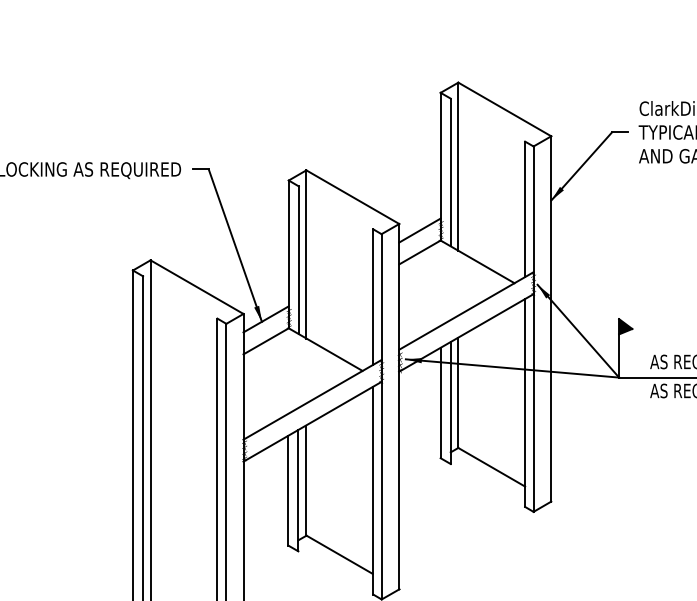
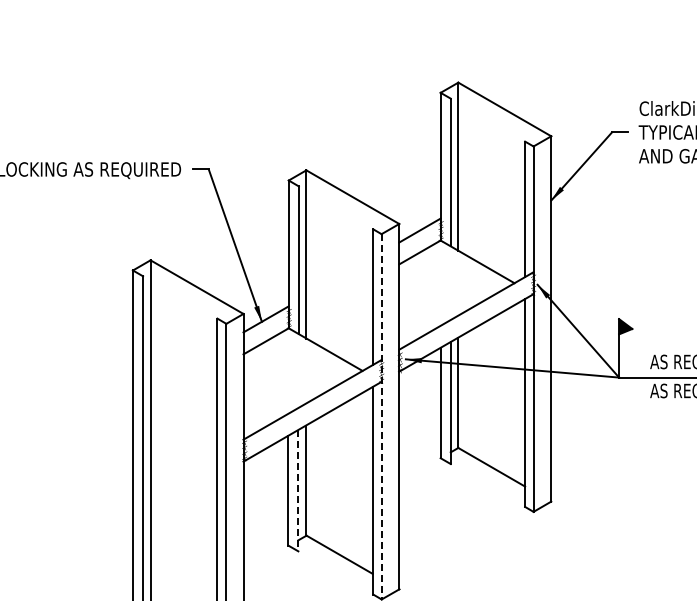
line: solid -> dashed (381, 416)
line: solid -> dashed (298, 490)
